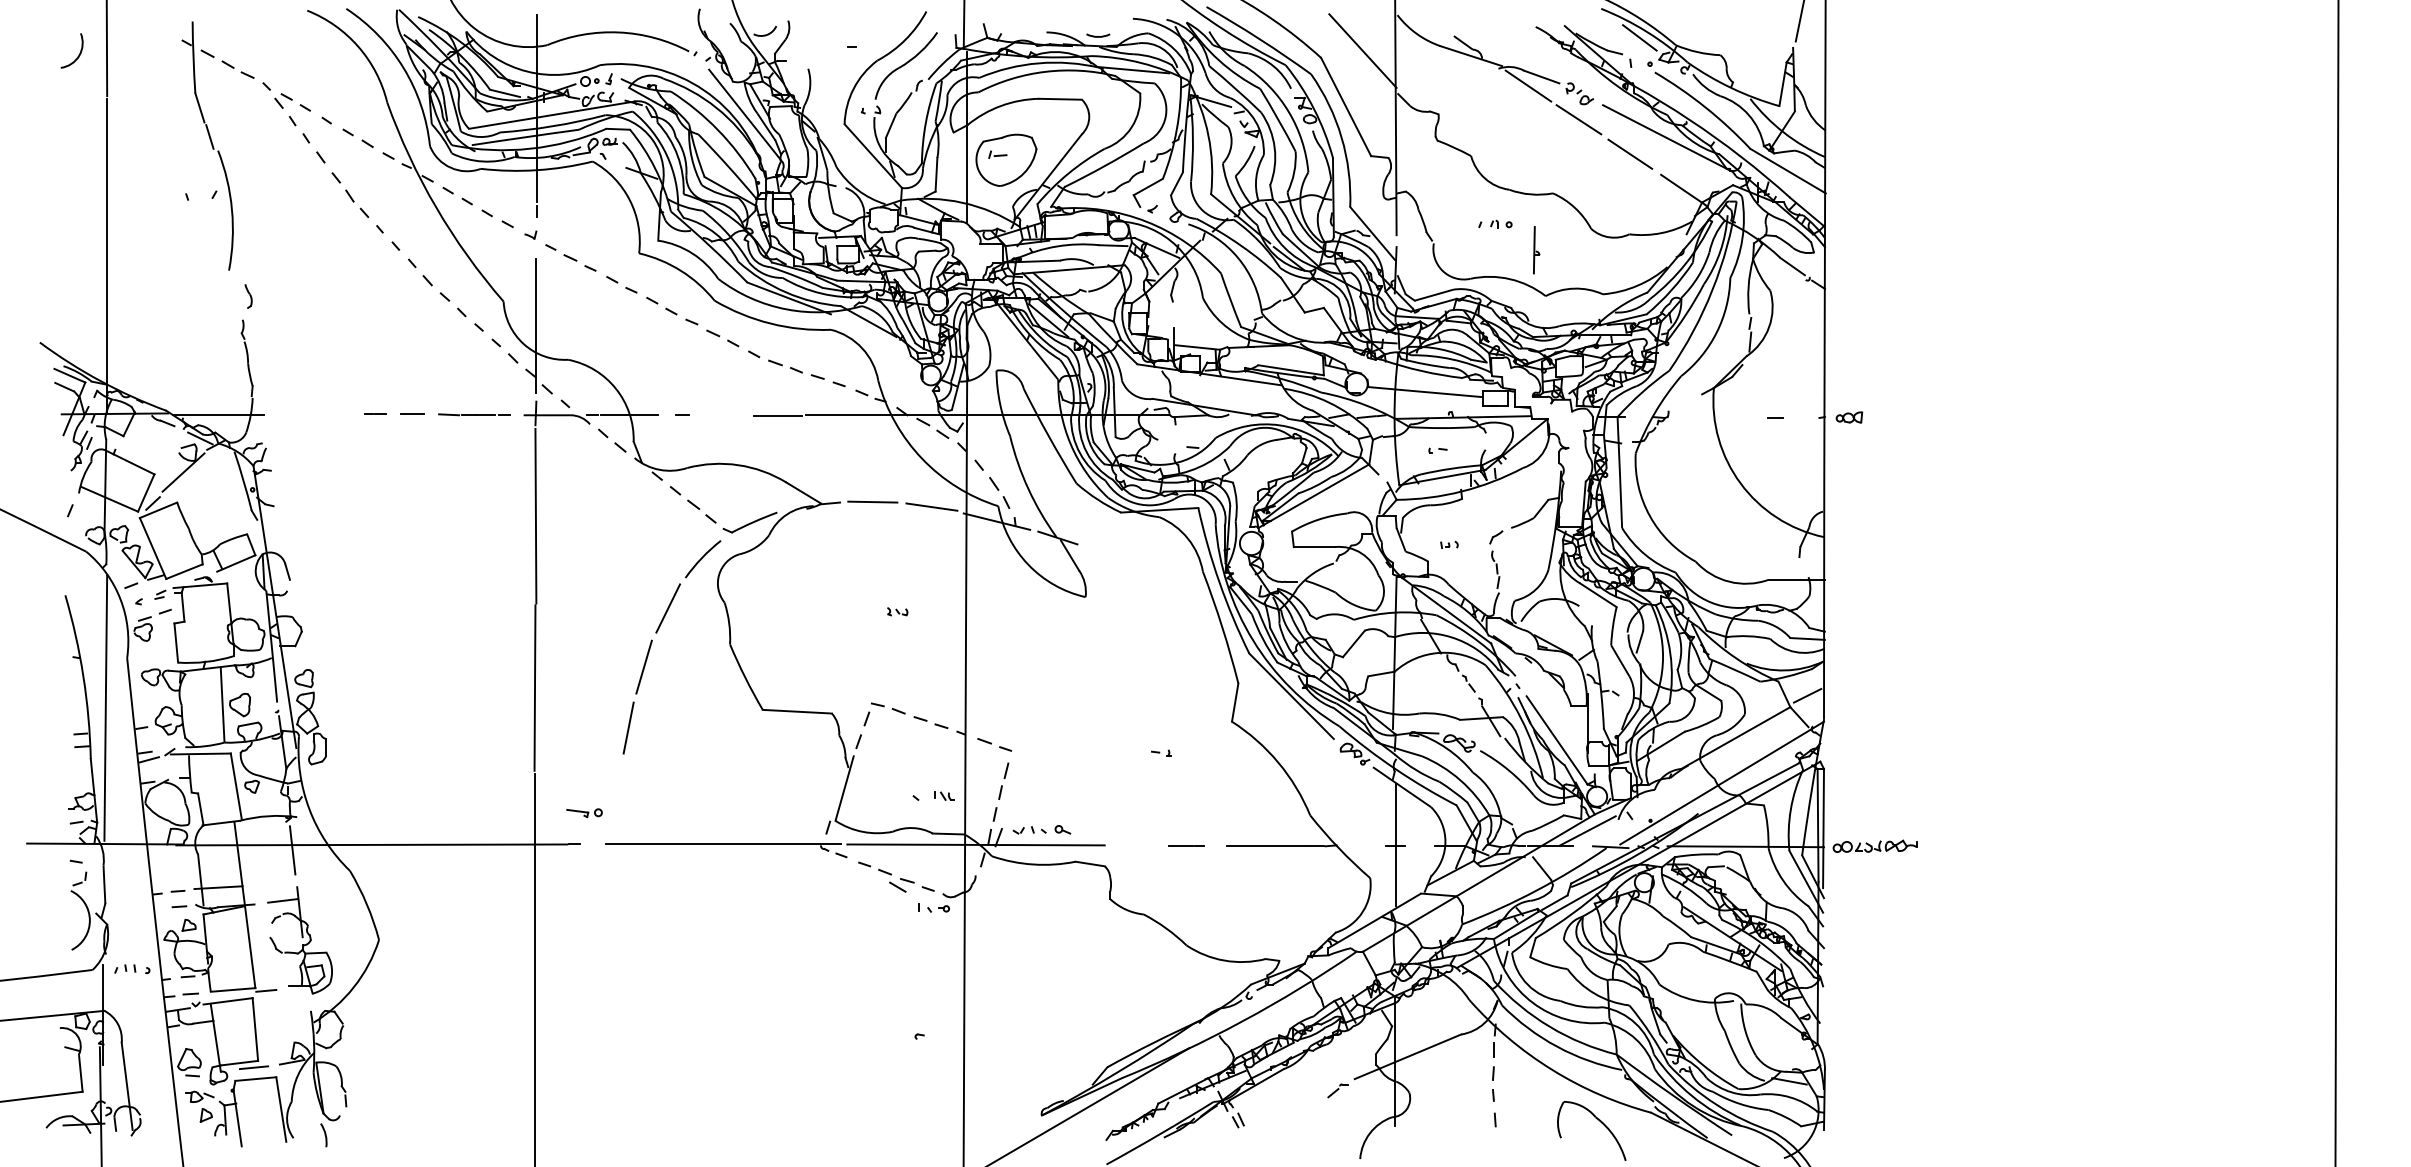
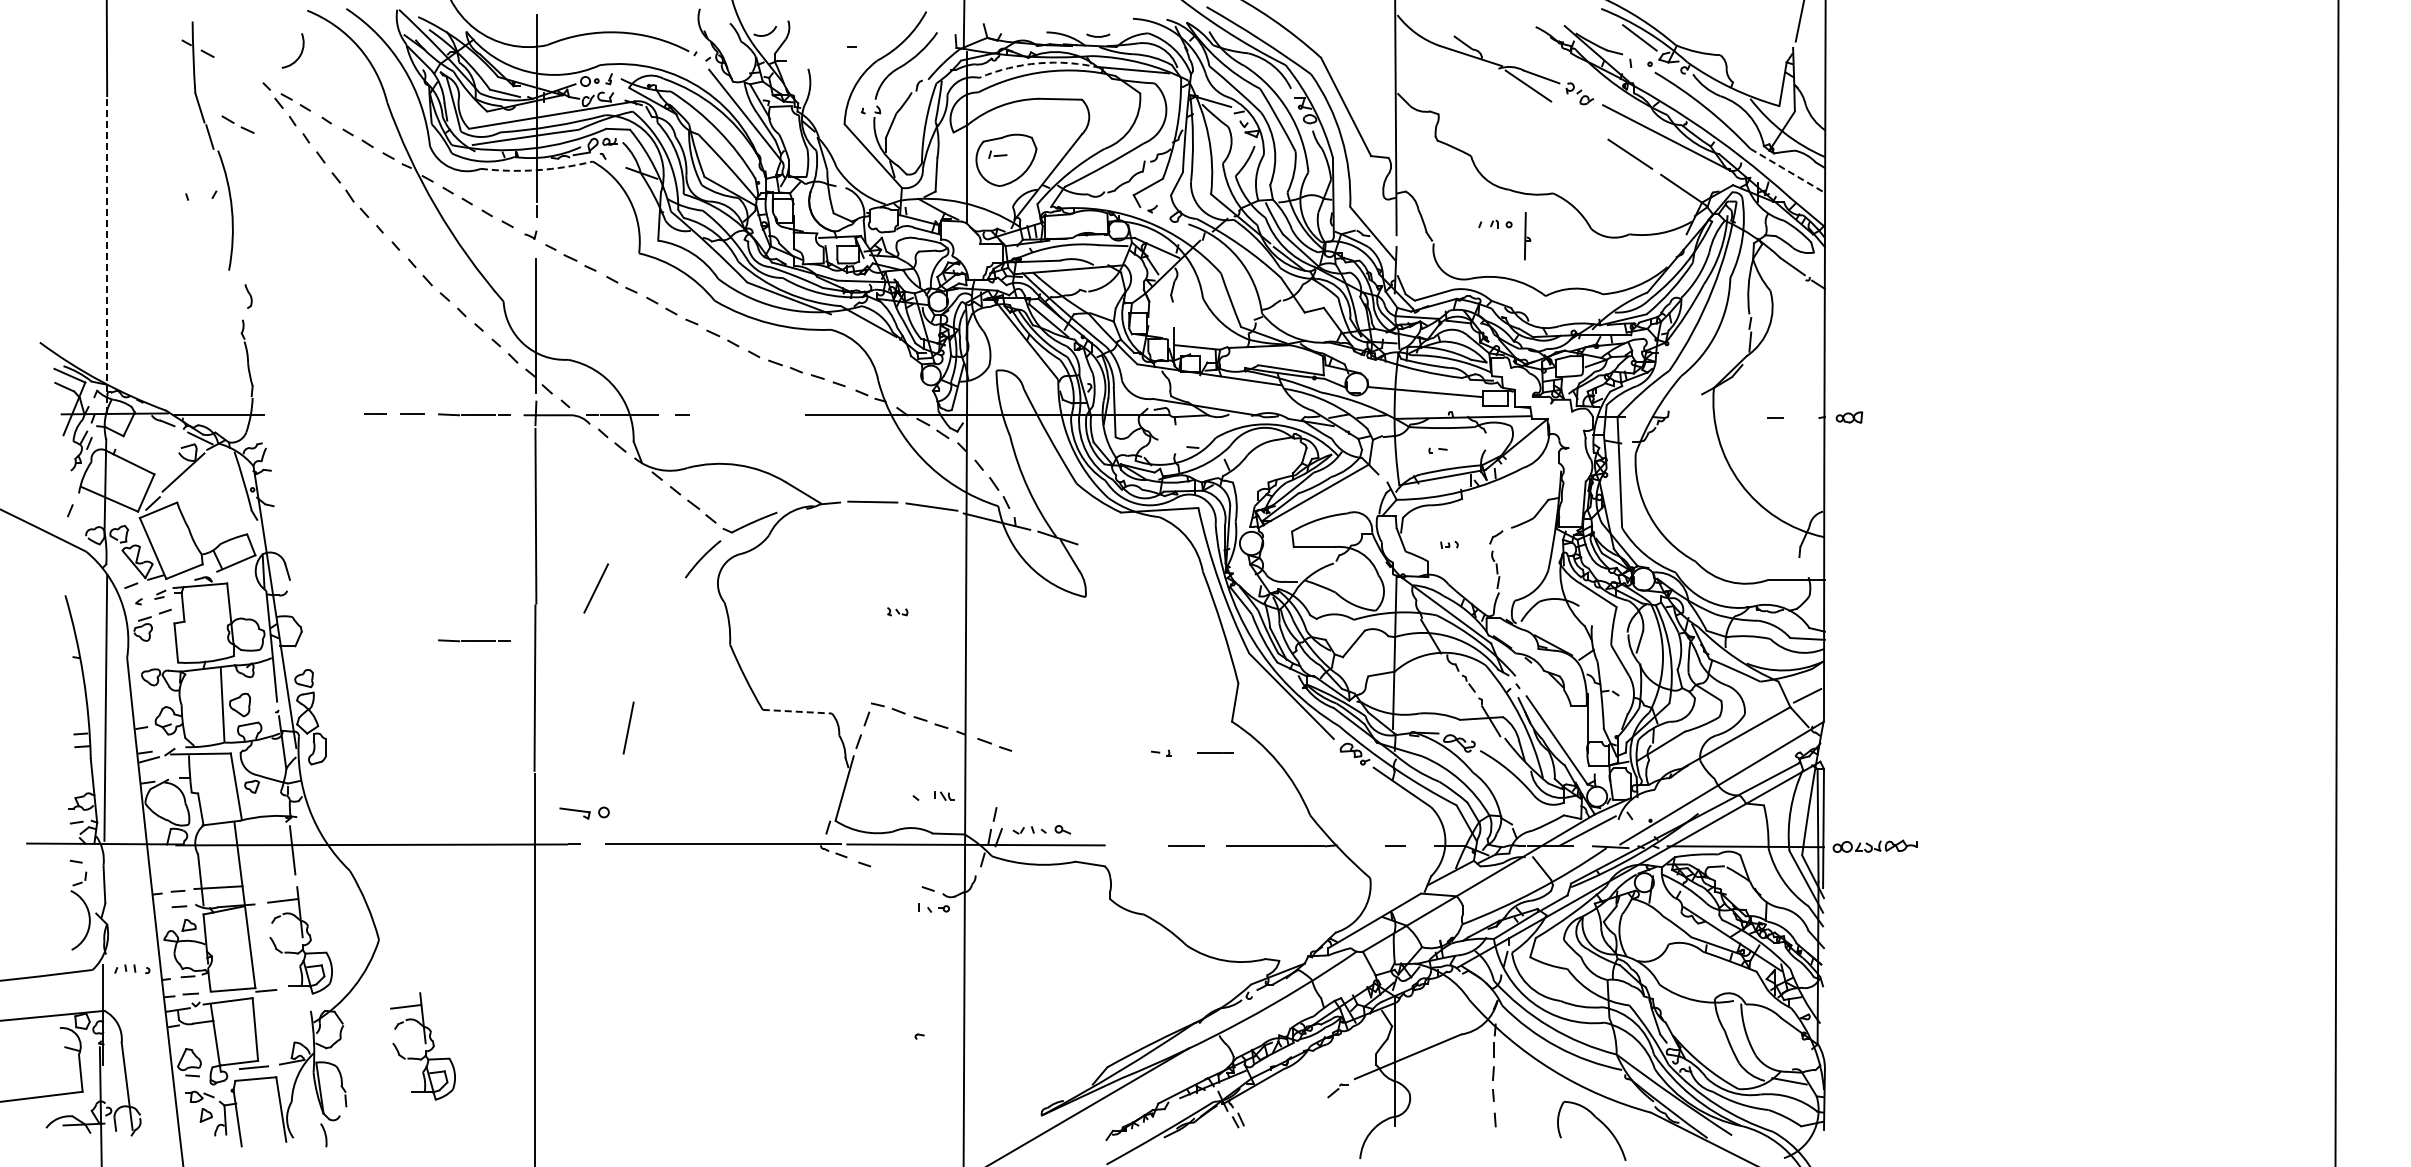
line: present -> none (1362, 50)
arc position: (78, 54) -> (299, 54) (299, 54)
arc: solid -> dashed (1038, 63)
part position: (237, 69) -> (237, 124) (237, 124)
line: present -> none (1578, 119)
arc: solid -> dashed (537, 170)
line: solid -> dashed (1788, 171)
part position: (1536, 250) -> (1527, 236) (1527, 236)
line: solid -> dashed (107, 255)
line: present -> none (777, 416)
line position: (667, 608) -> (595, 588) (595, 588)
part: none -> present (474, 640)
line: present -> none (643, 666)
line: solid -> dashed (797, 711)
line: none -> present (1215, 752)
part: present -> none (1003, 780)
part size: 37x11 px -> 51x14 px (584, 812)
line: present -> none (1395, 844)
part: present -> none (896, 880)
part: none -> present (422, 1046)
